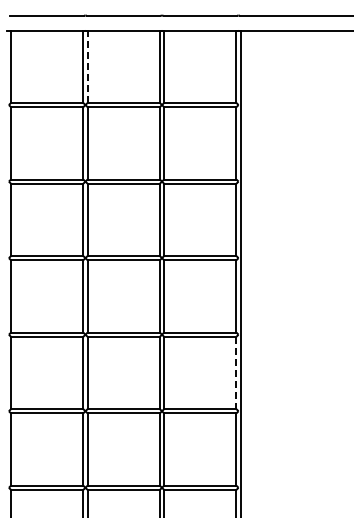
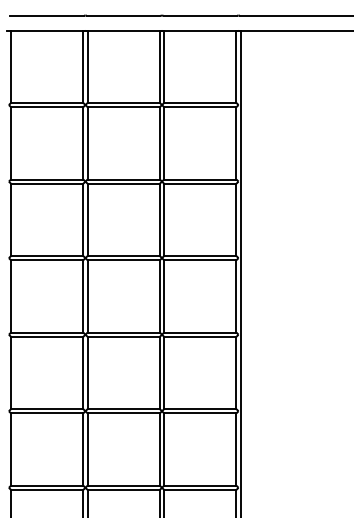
line: dashed -> solid (87, 67)
line: dashed -> solid (236, 373)
